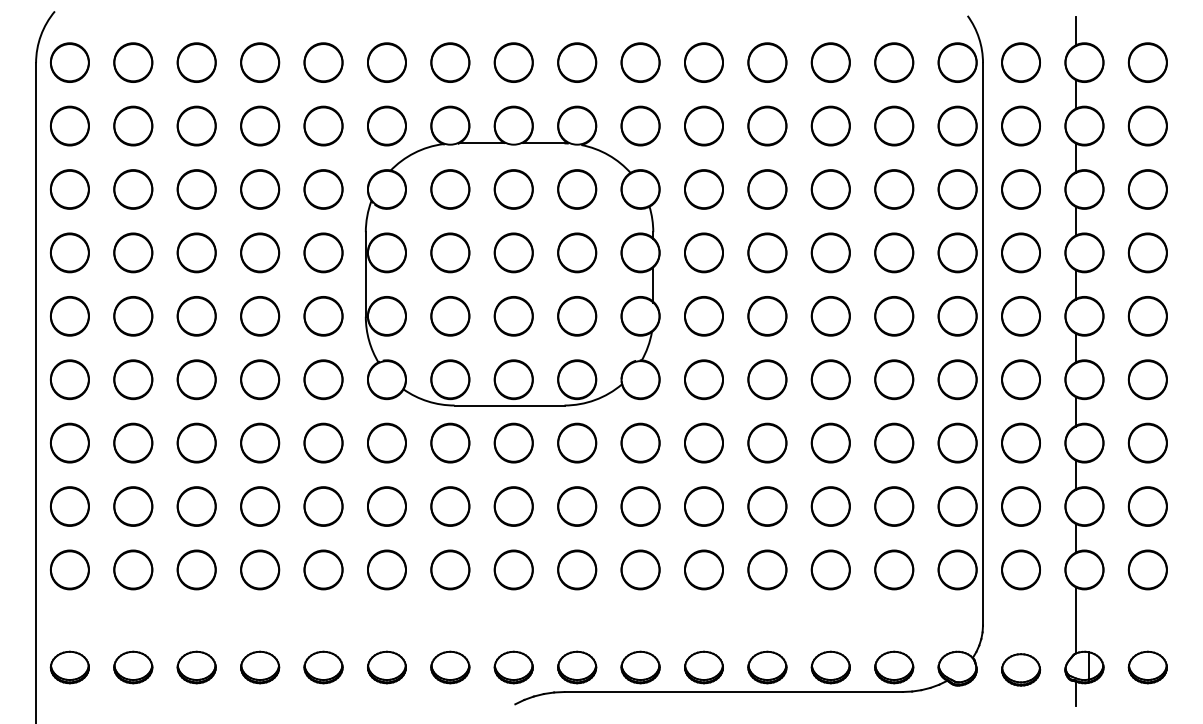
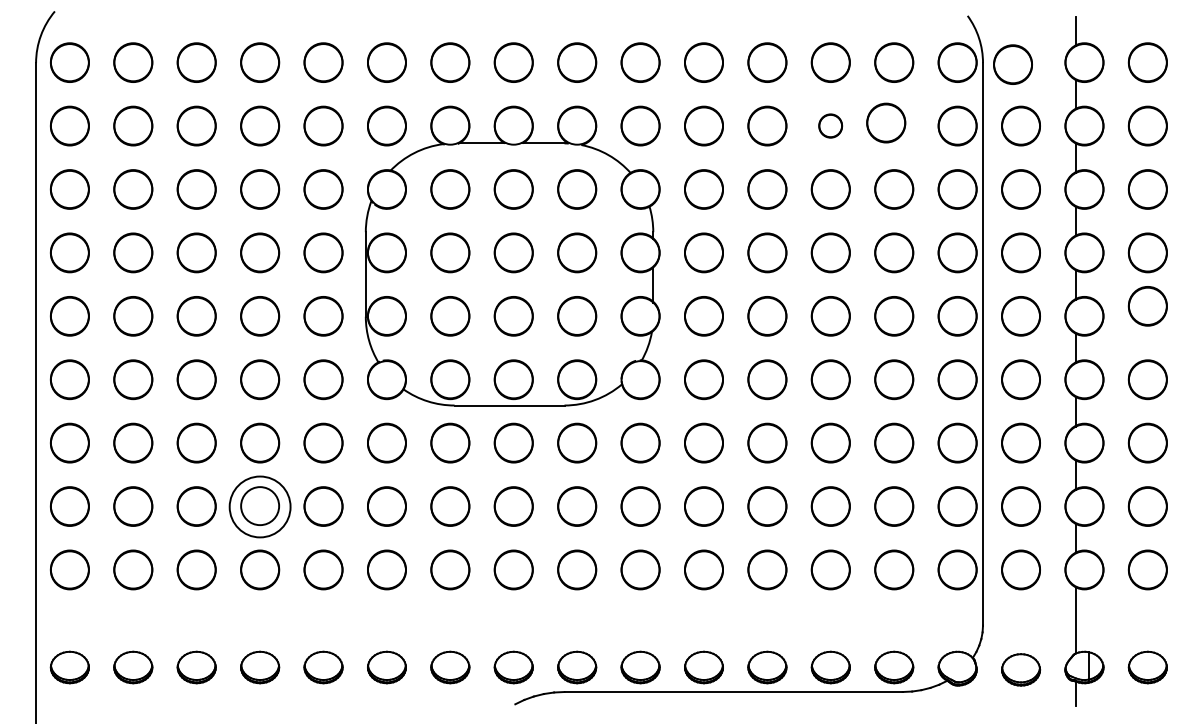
circle position: (1020, 62) -> (1012, 64) (1012, 64)
part size: 41x42 px -> 26x26 px (830, 125)
part position: (894, 125) -> (886, 122) (886, 122)
circle position: (1147, 316) -> (1147, 306) (1147, 306)
circle diameter: 38 px -> 61 px (259, 506)
